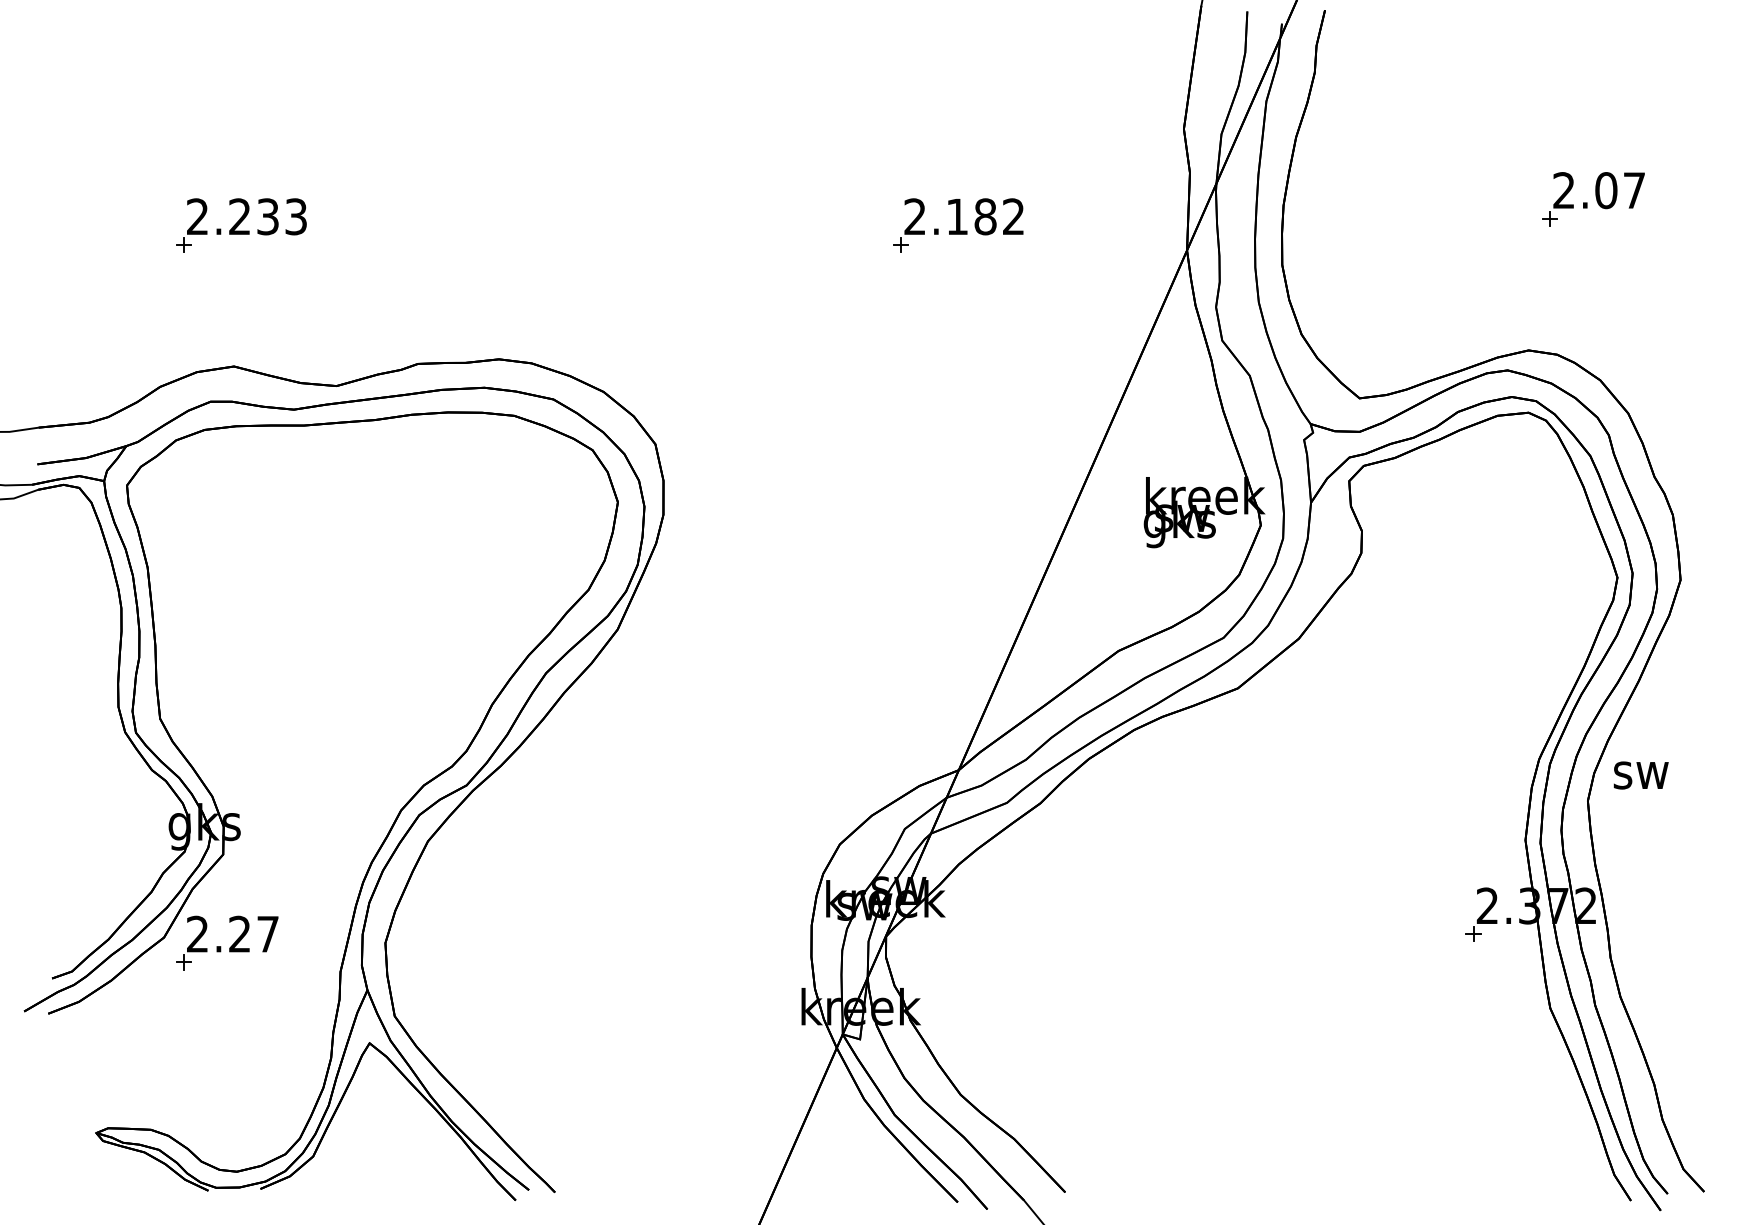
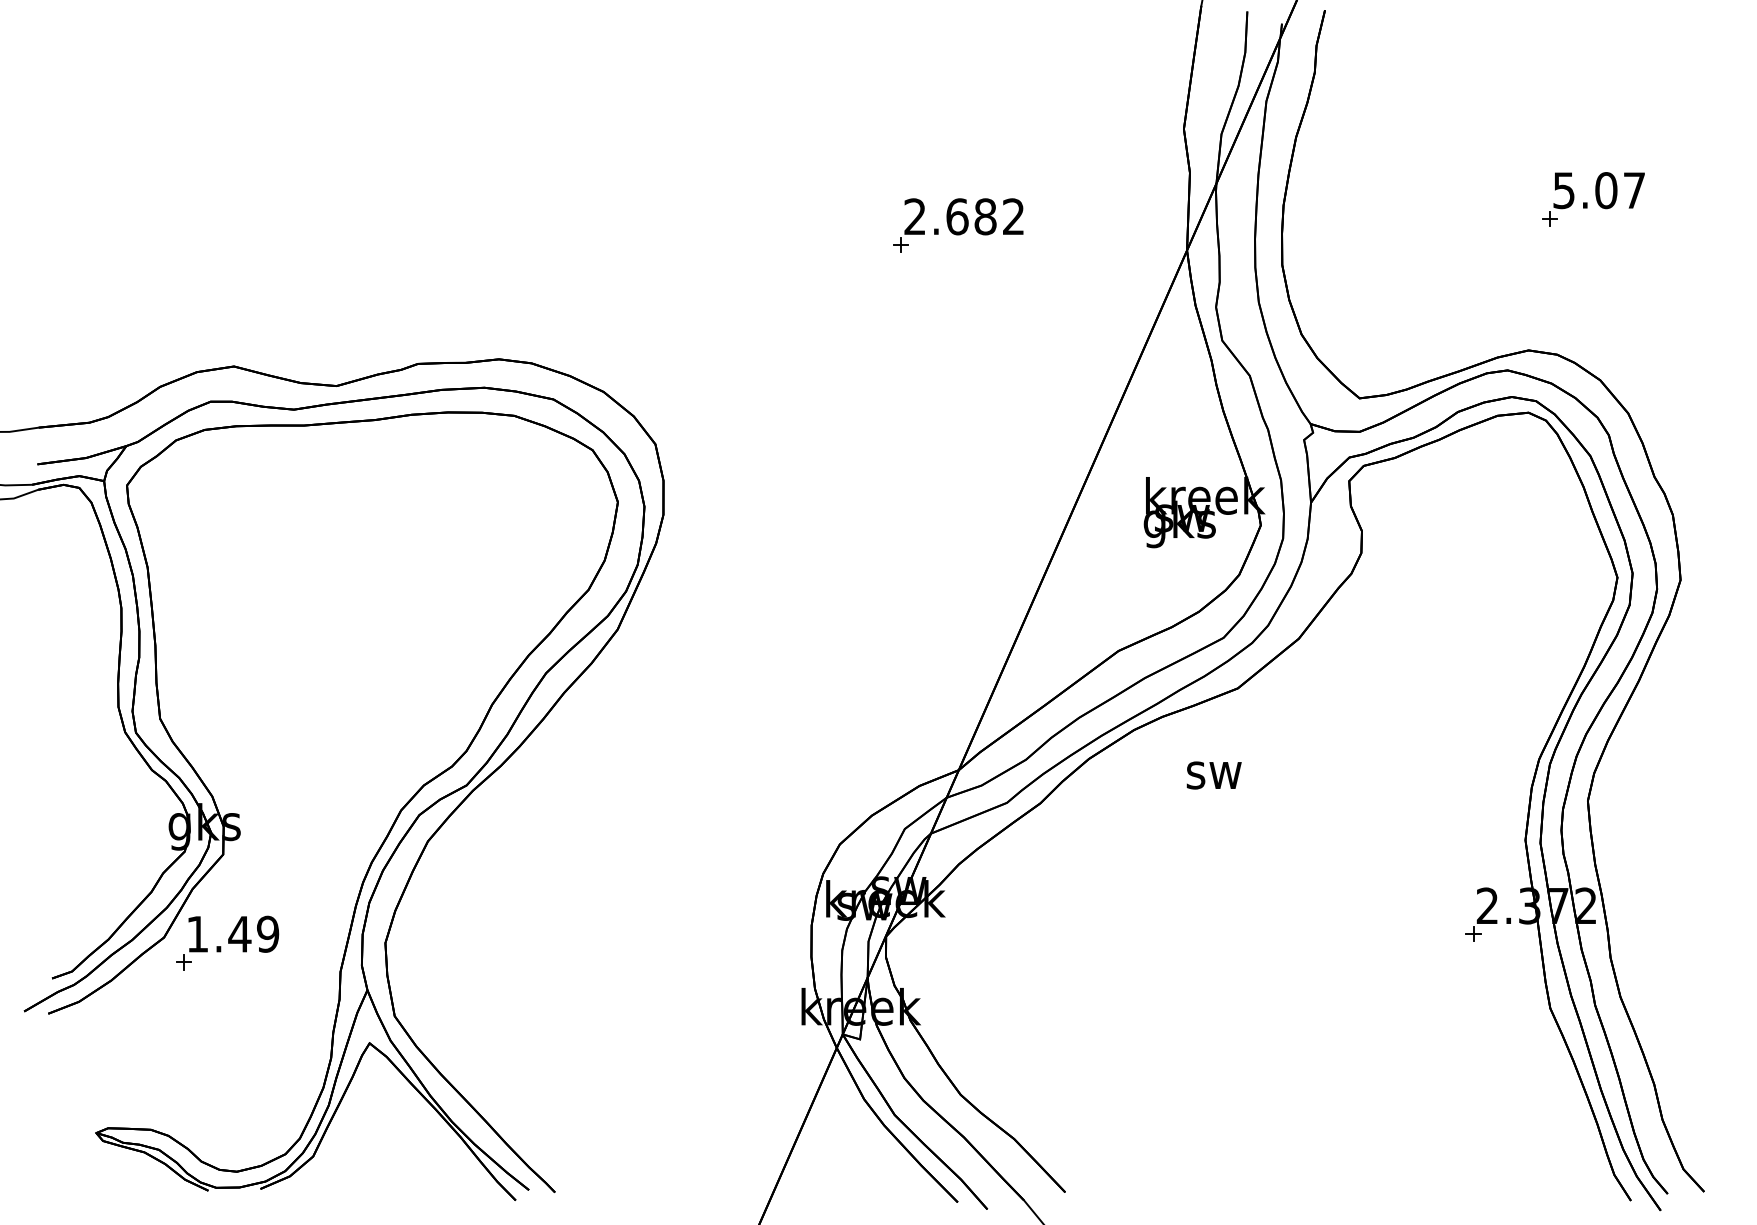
text: 2.07 -> 5.07 (1563, 190)
text: 2.182 -> 2.682 (957, 216)
part: present -> none (241, 225)
text position: (1640, 775) -> (1213, 775) (1213, 775)
text: 2.27 -> 1.49 (233, 933)
